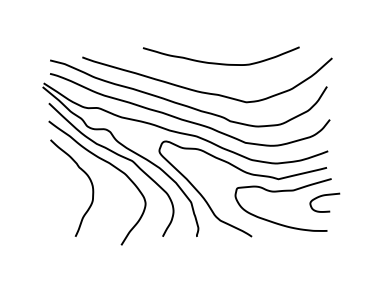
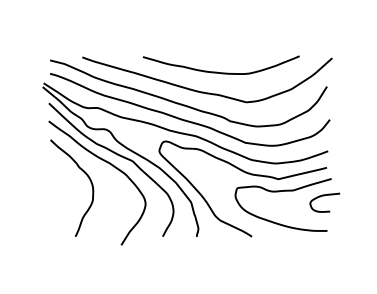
curve position: (217, 62) -> (217, 71) (217, 71)
